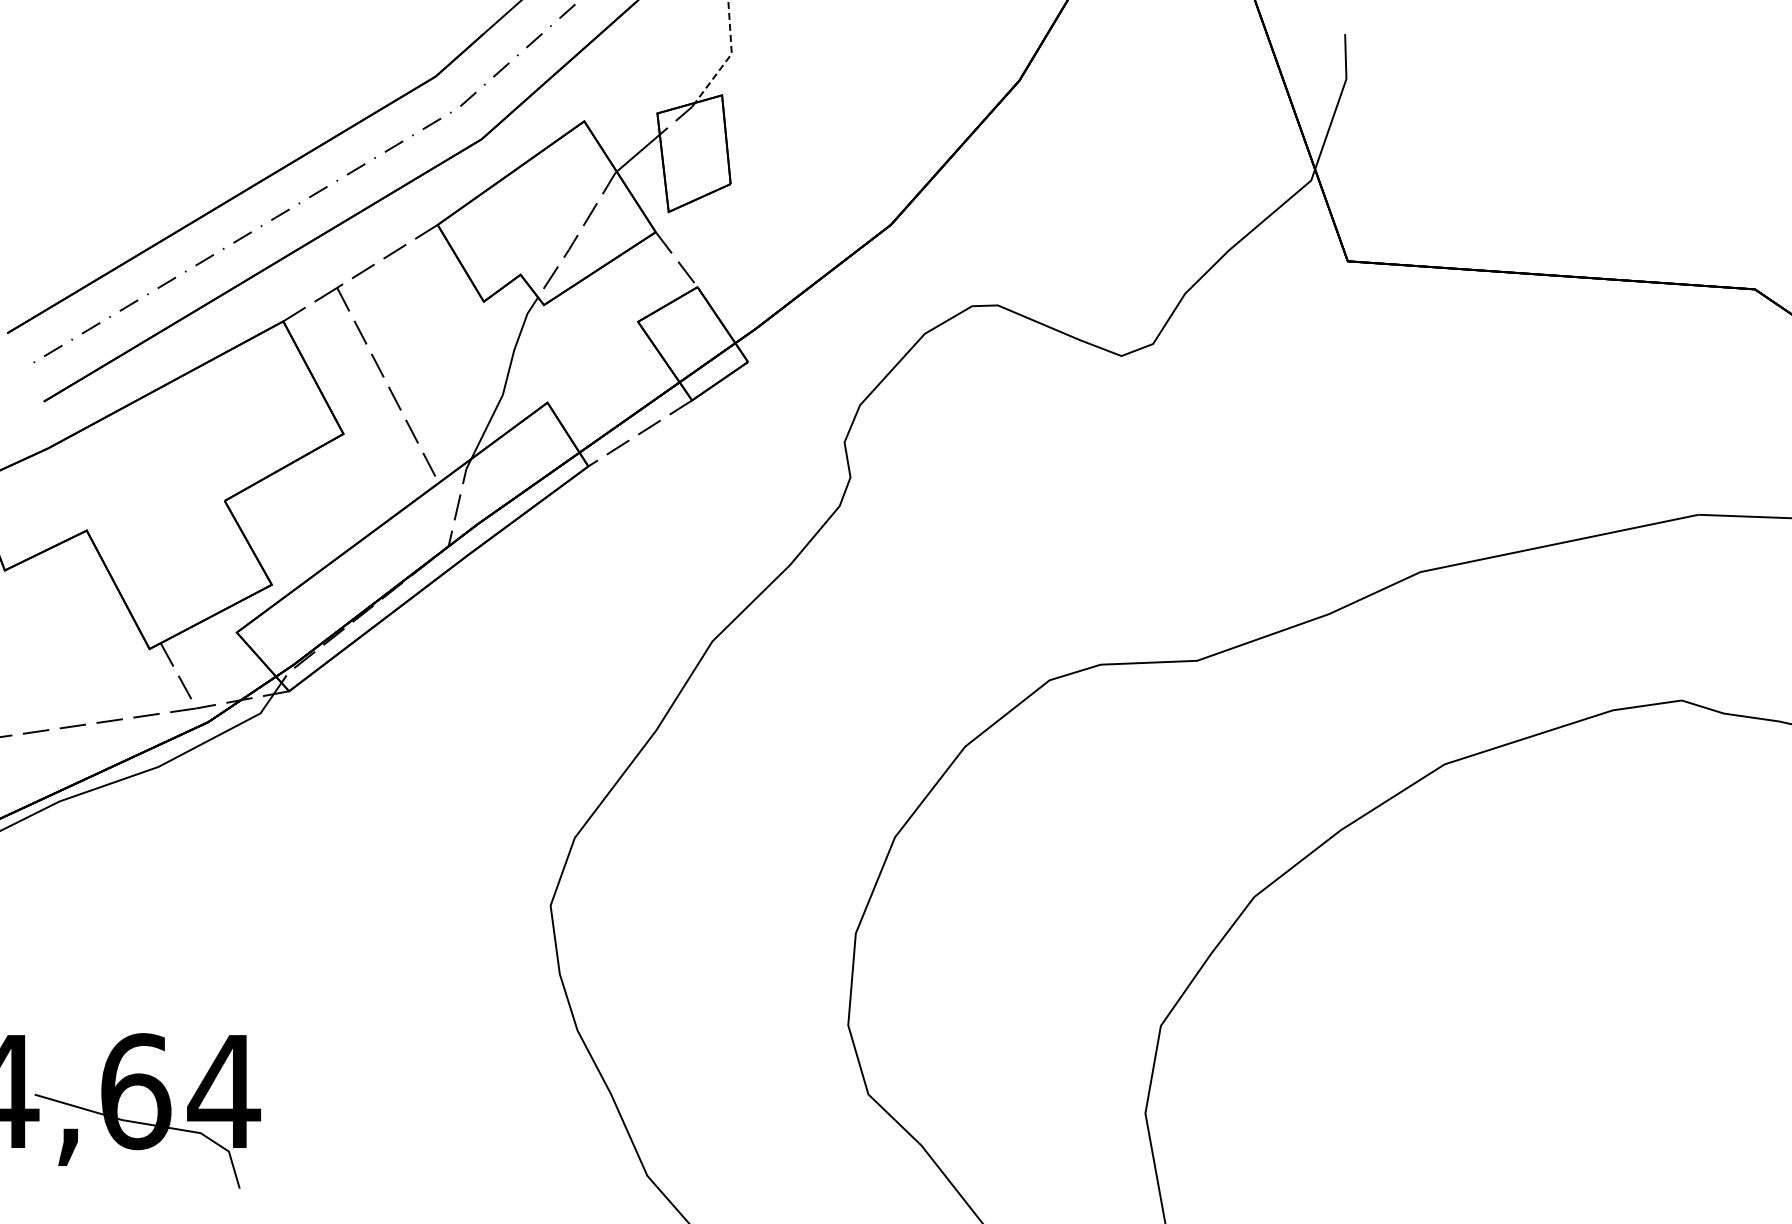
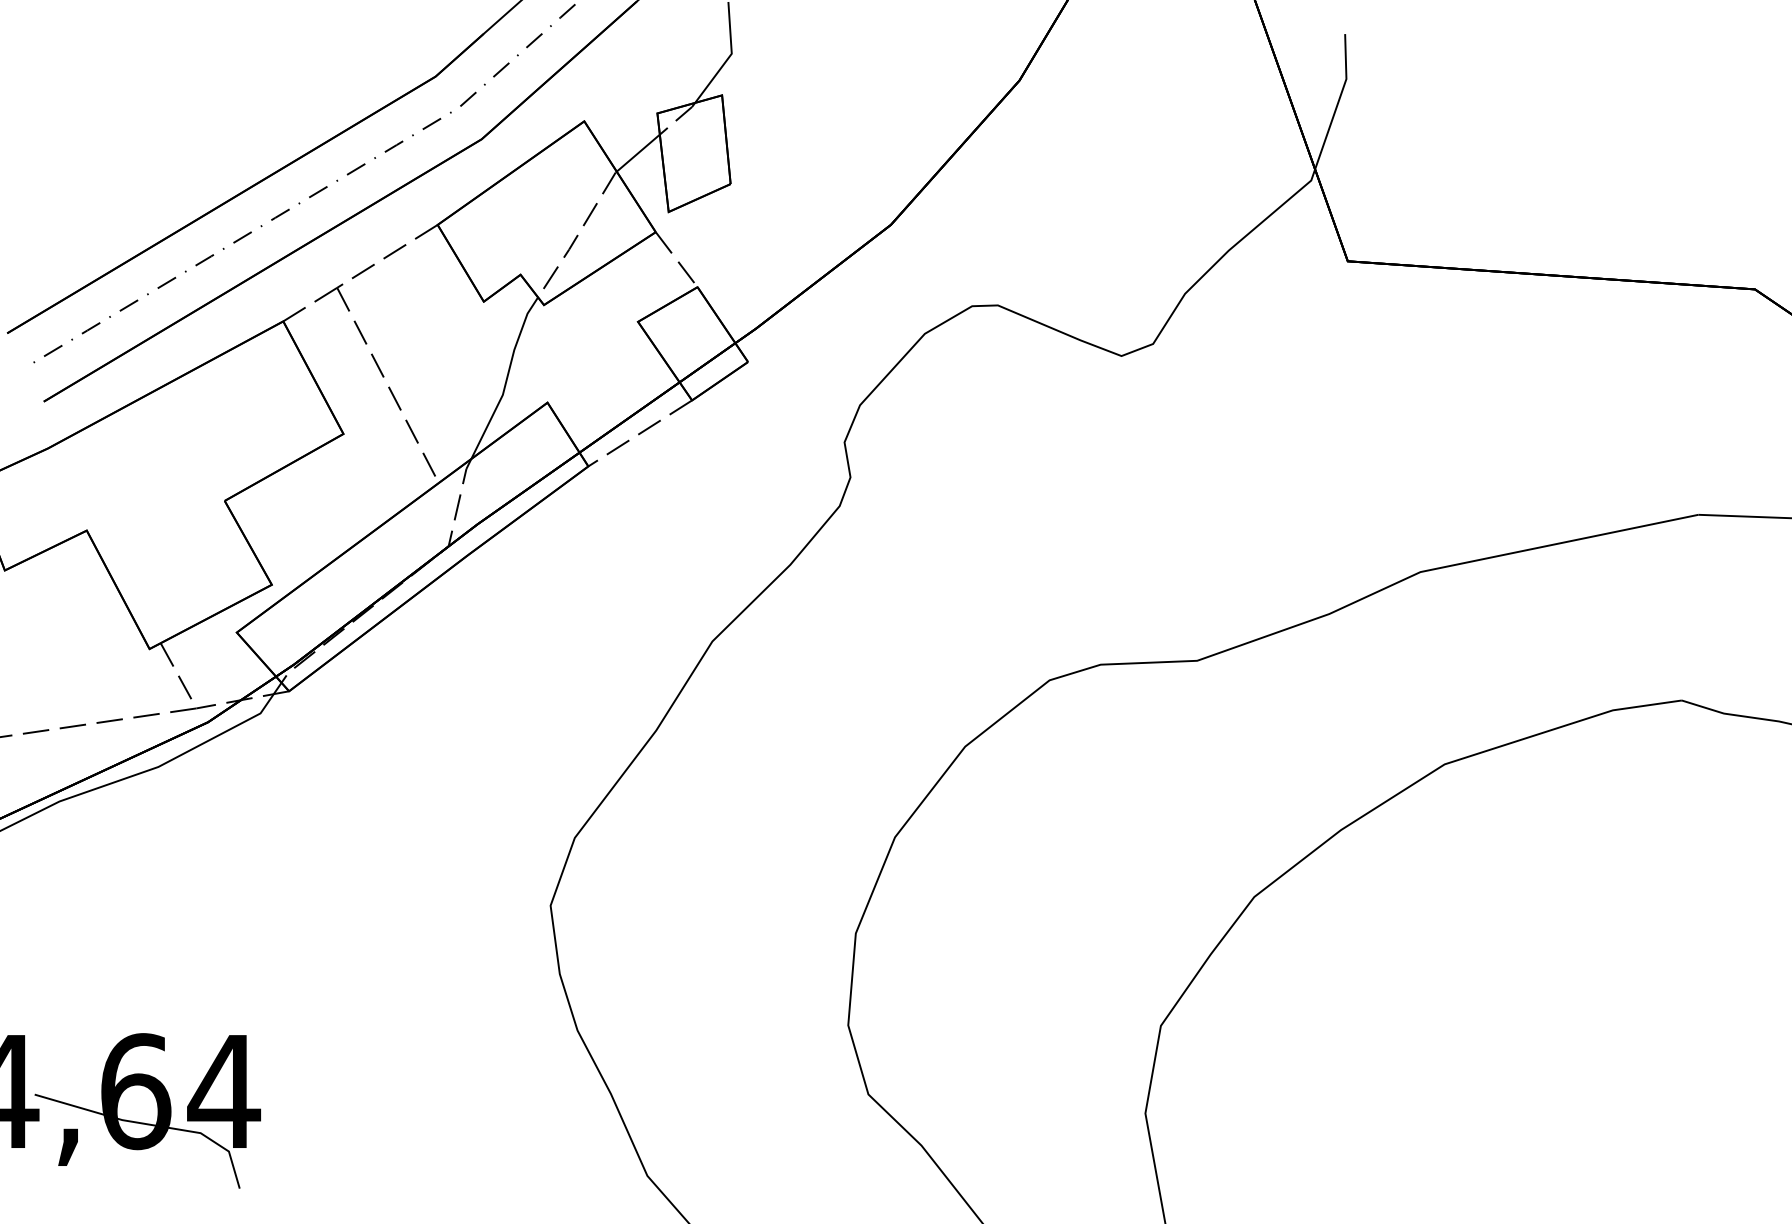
line: dashed -> solid (728, 57)
